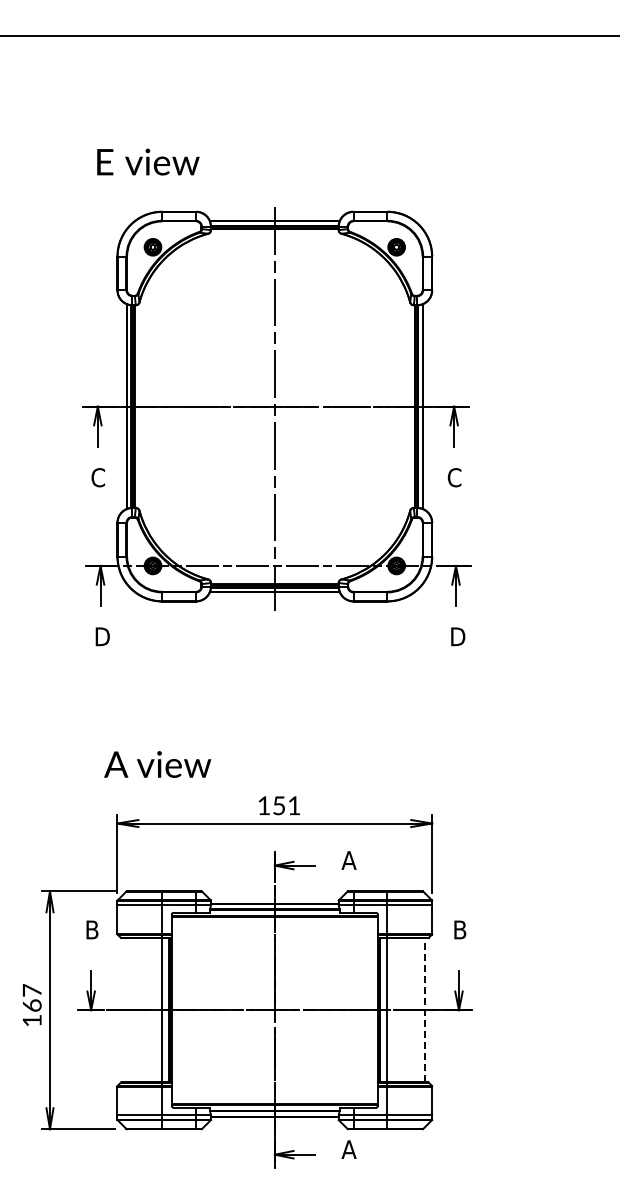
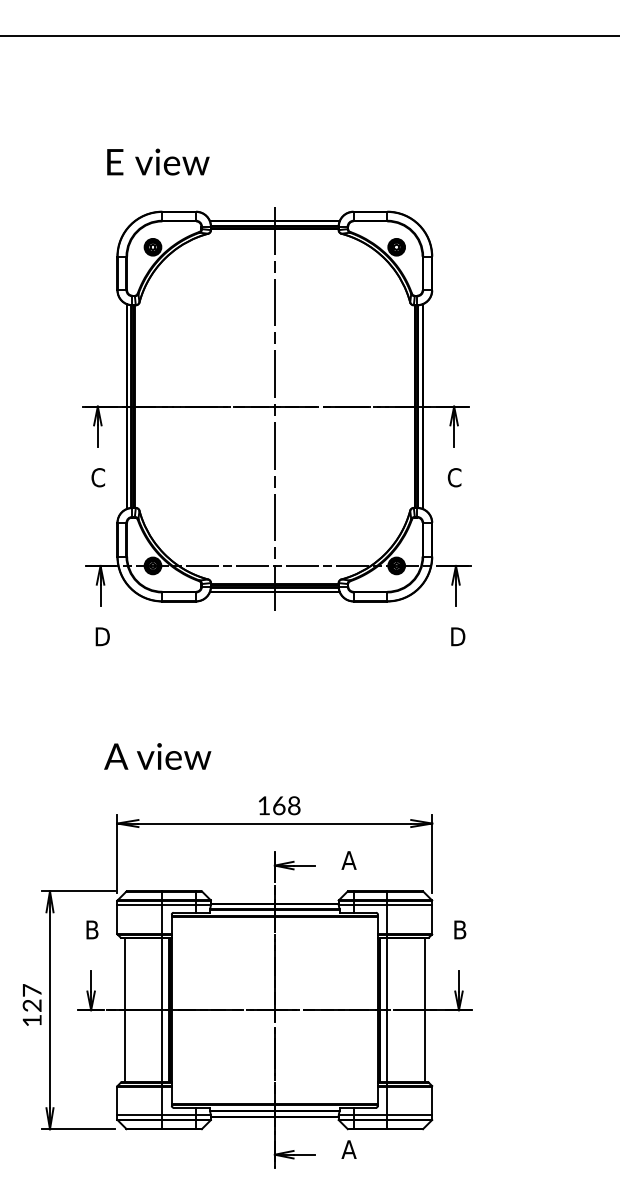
text position: (148, 161) -> (158, 161) (158, 161)
text position: (157, 764) -> (157, 756) (157, 756)
text: 151 -> 168 (286, 805)
text: 167 -> 127 (31, 1005)
line: dashed -> solid (424, 1009)
line: none -> present (124, 1010)
